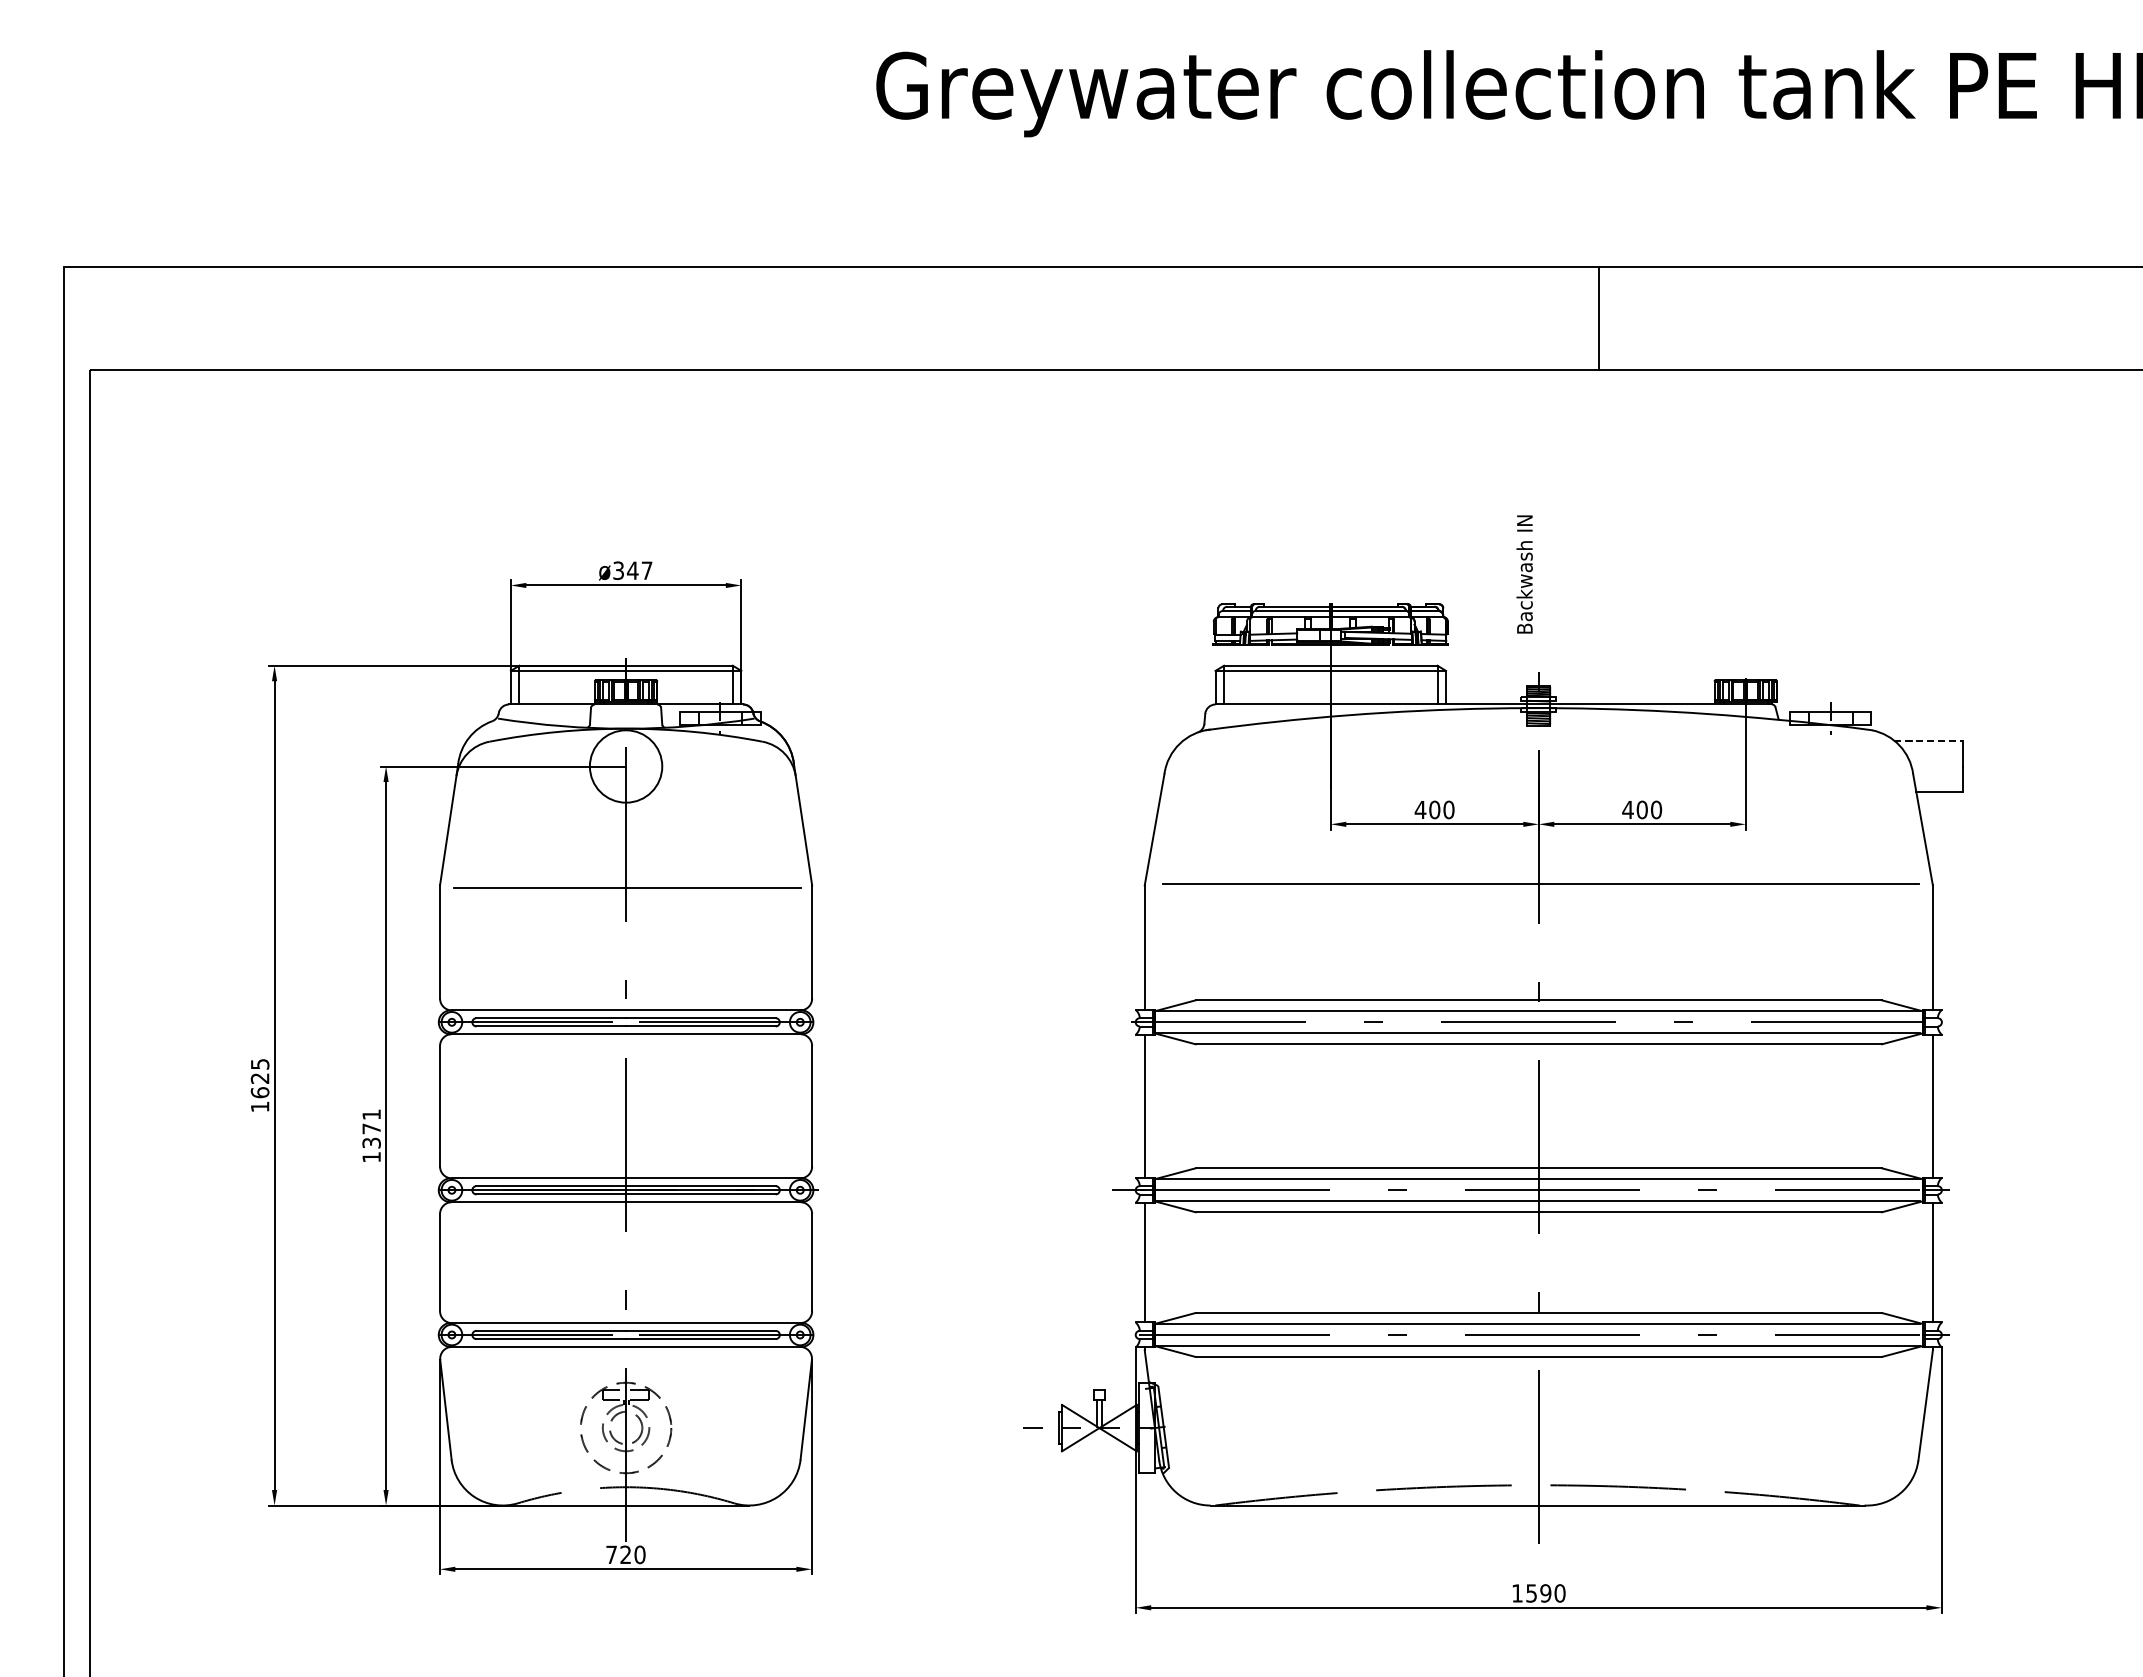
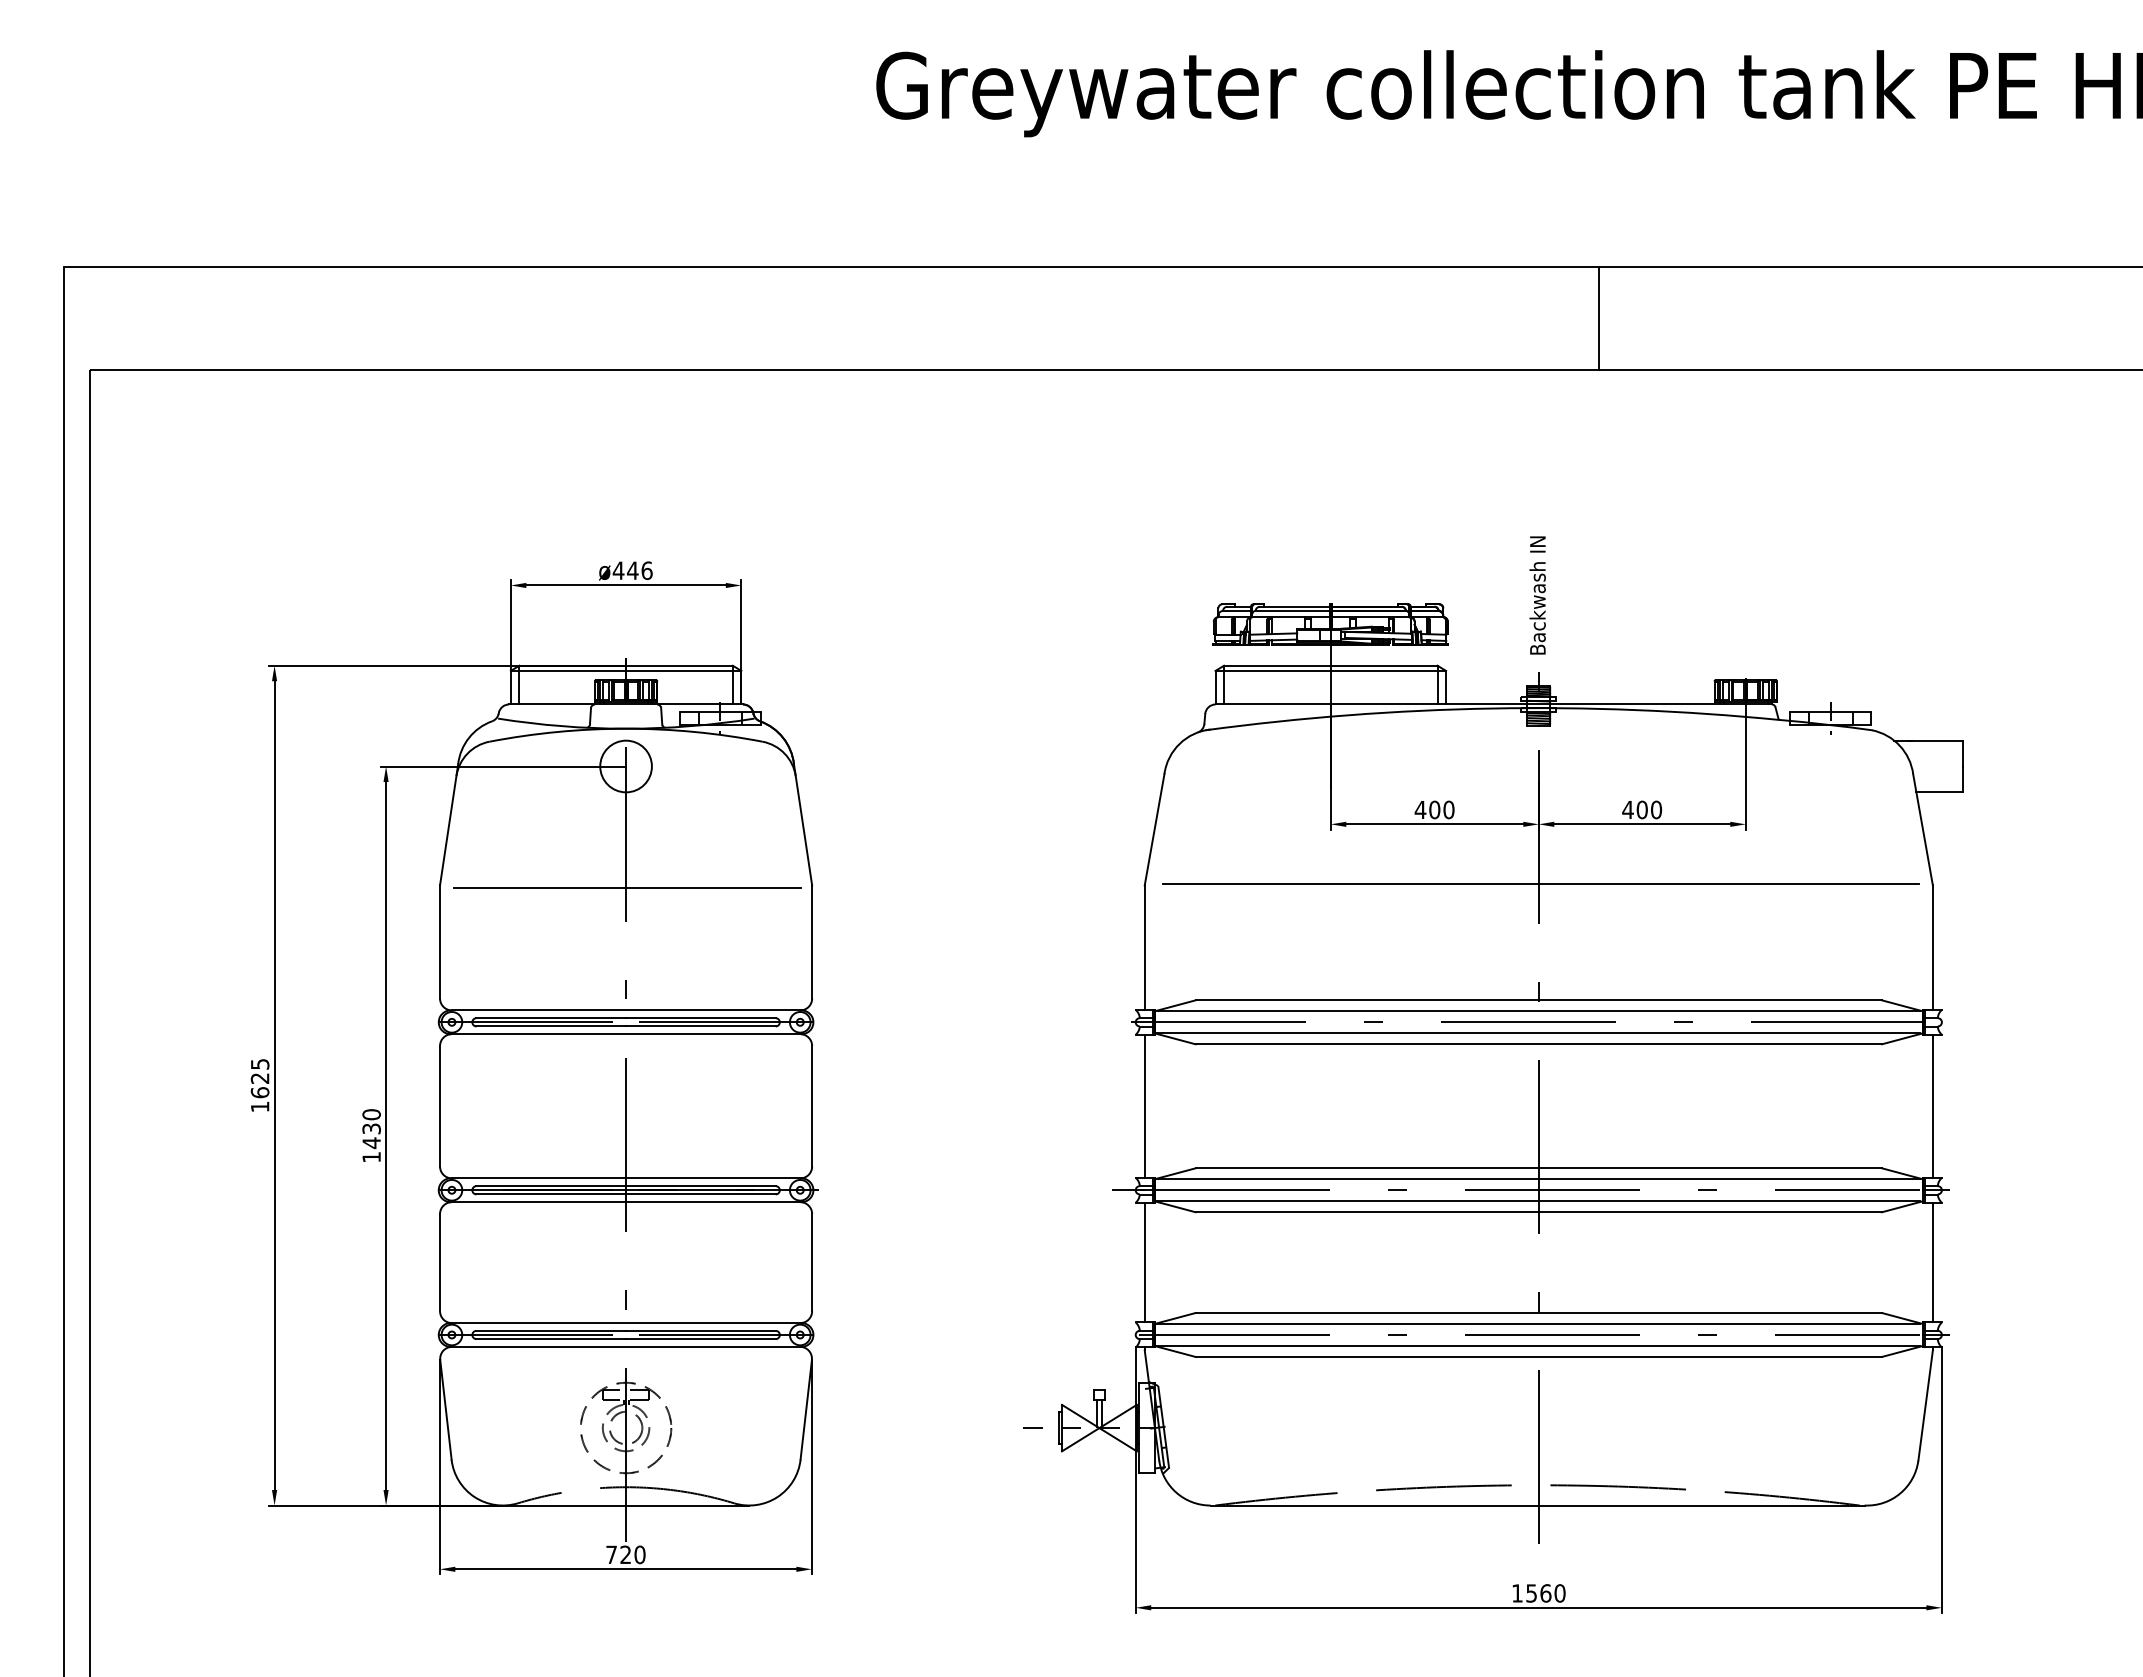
text: ø347 -> ø446 (632, 570)
text position: (1524, 574) -> (1537, 595) (1537, 595)
line: dashed -> solid (1929, 740)
circle diameter: 72 px -> 52 px (625, 766)
text: 1371 -> 1430 (371, 1129)
text: 1590 -> 1560 (1545, 1593)
